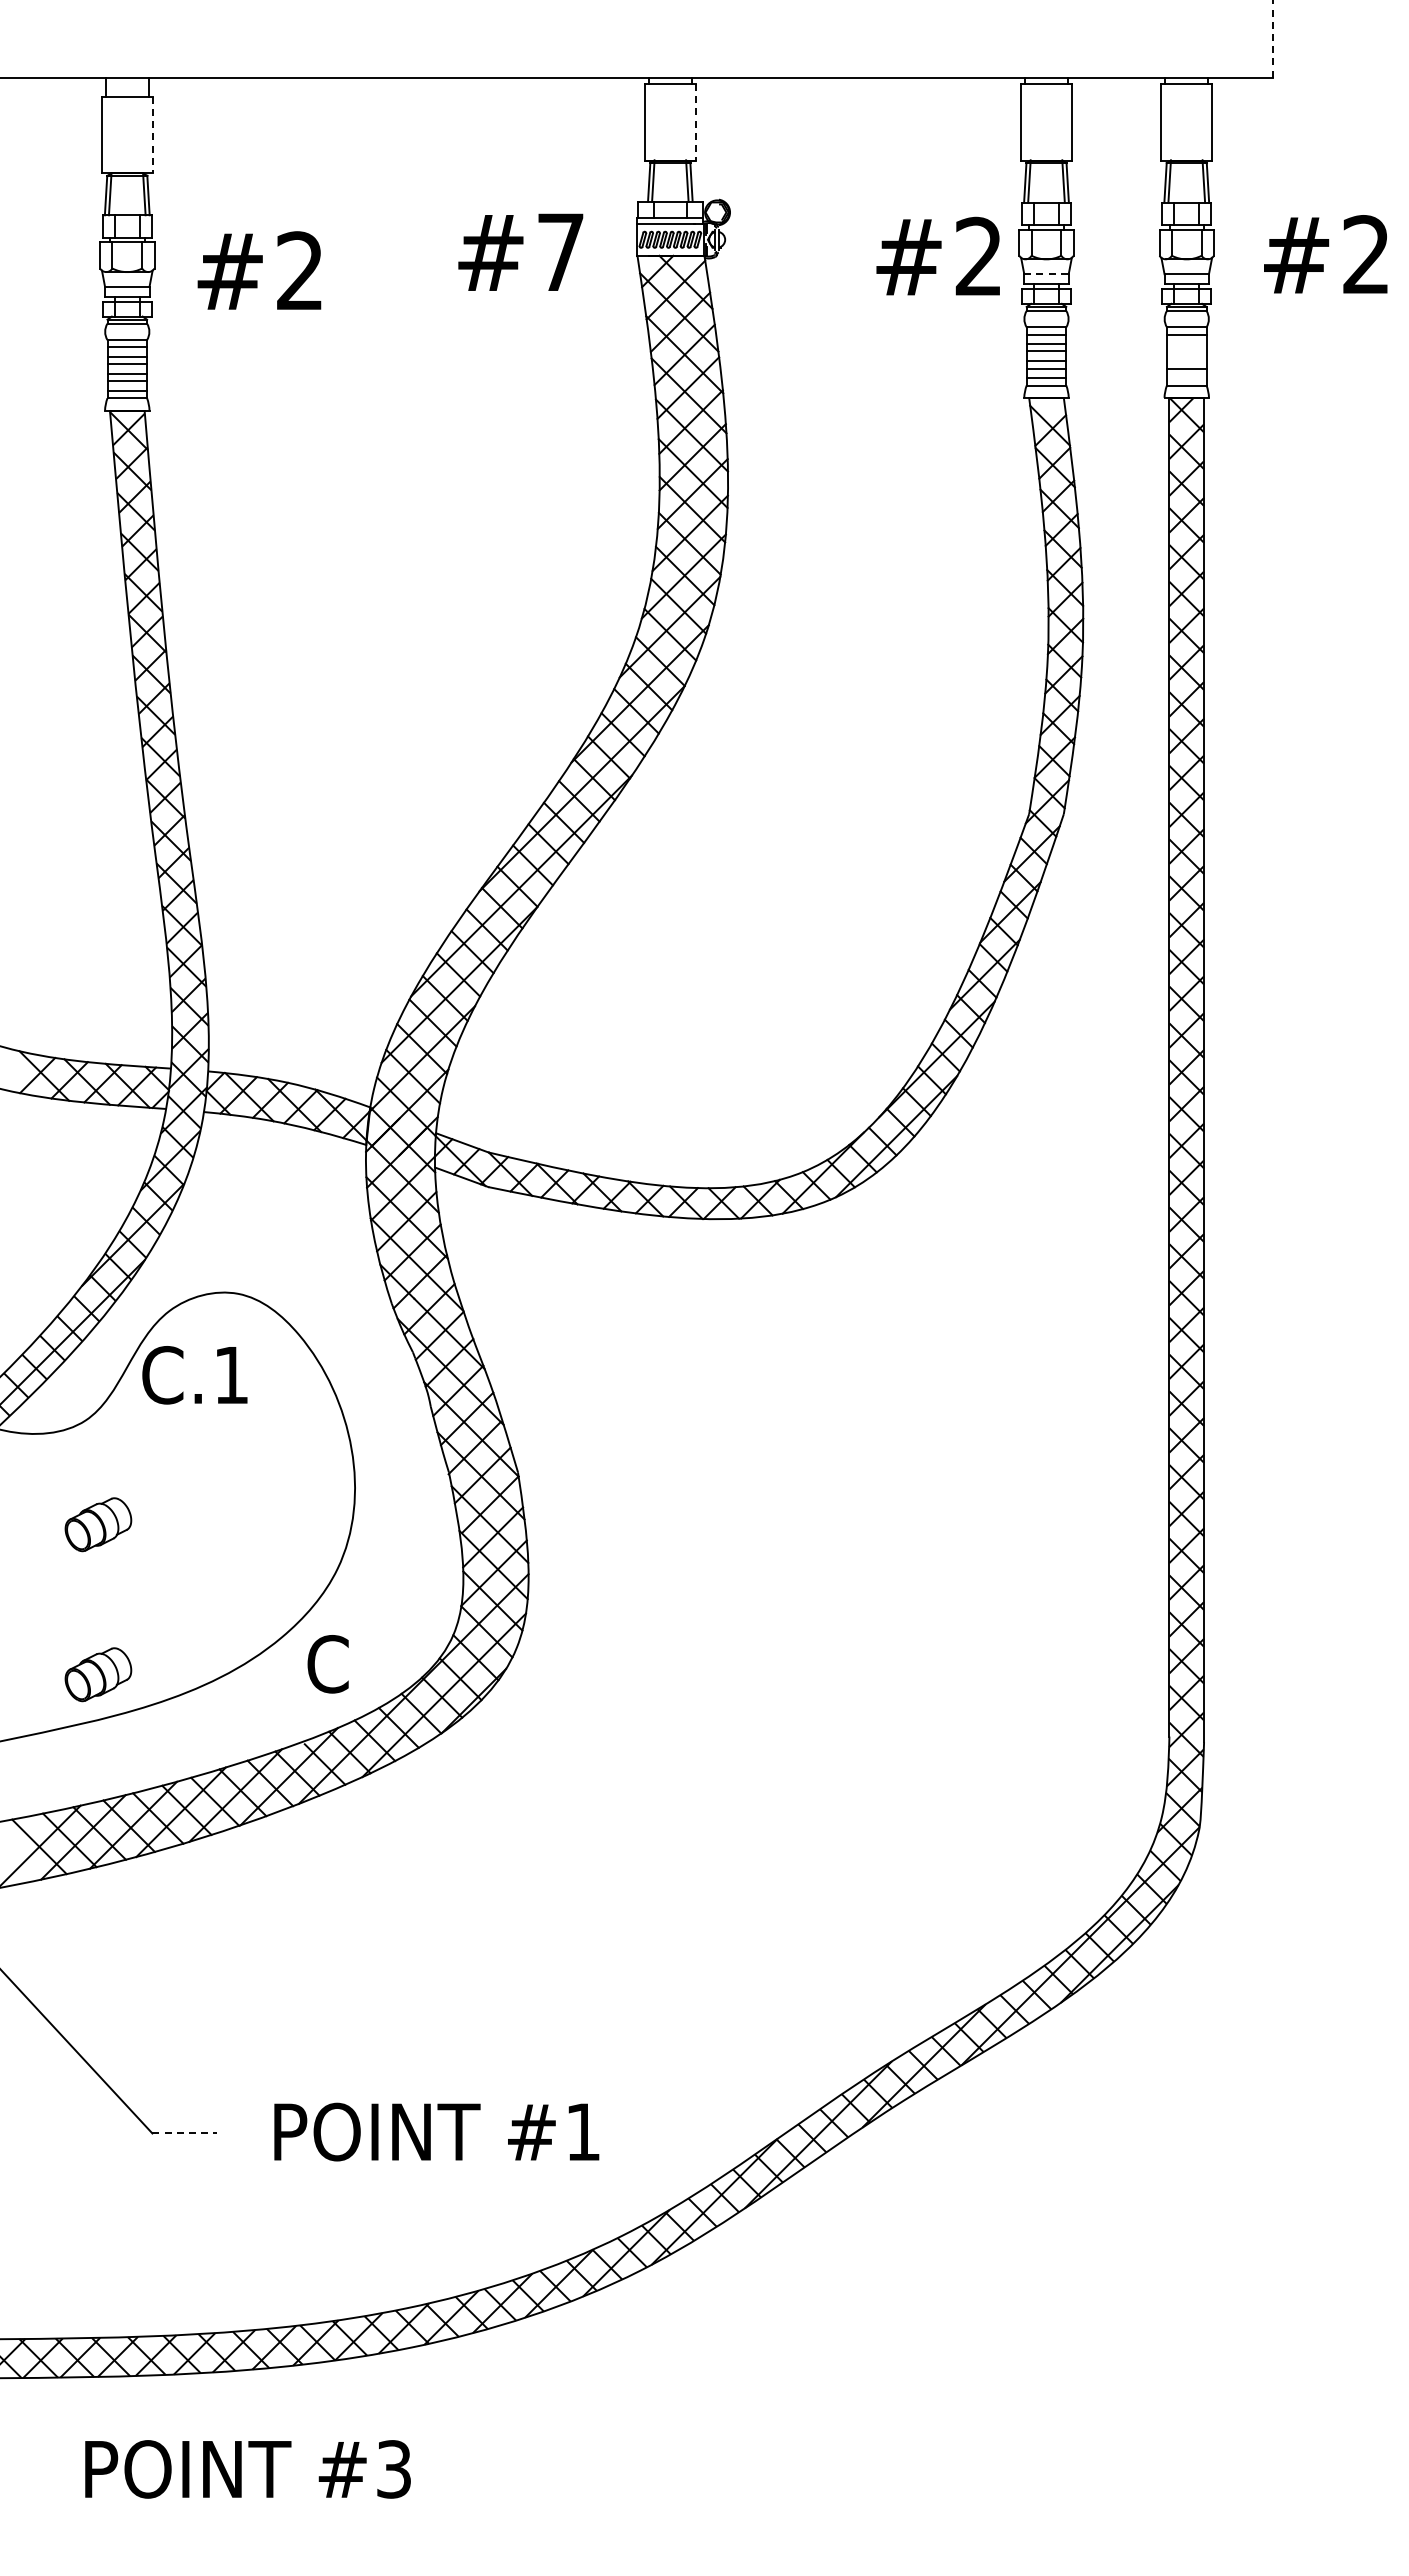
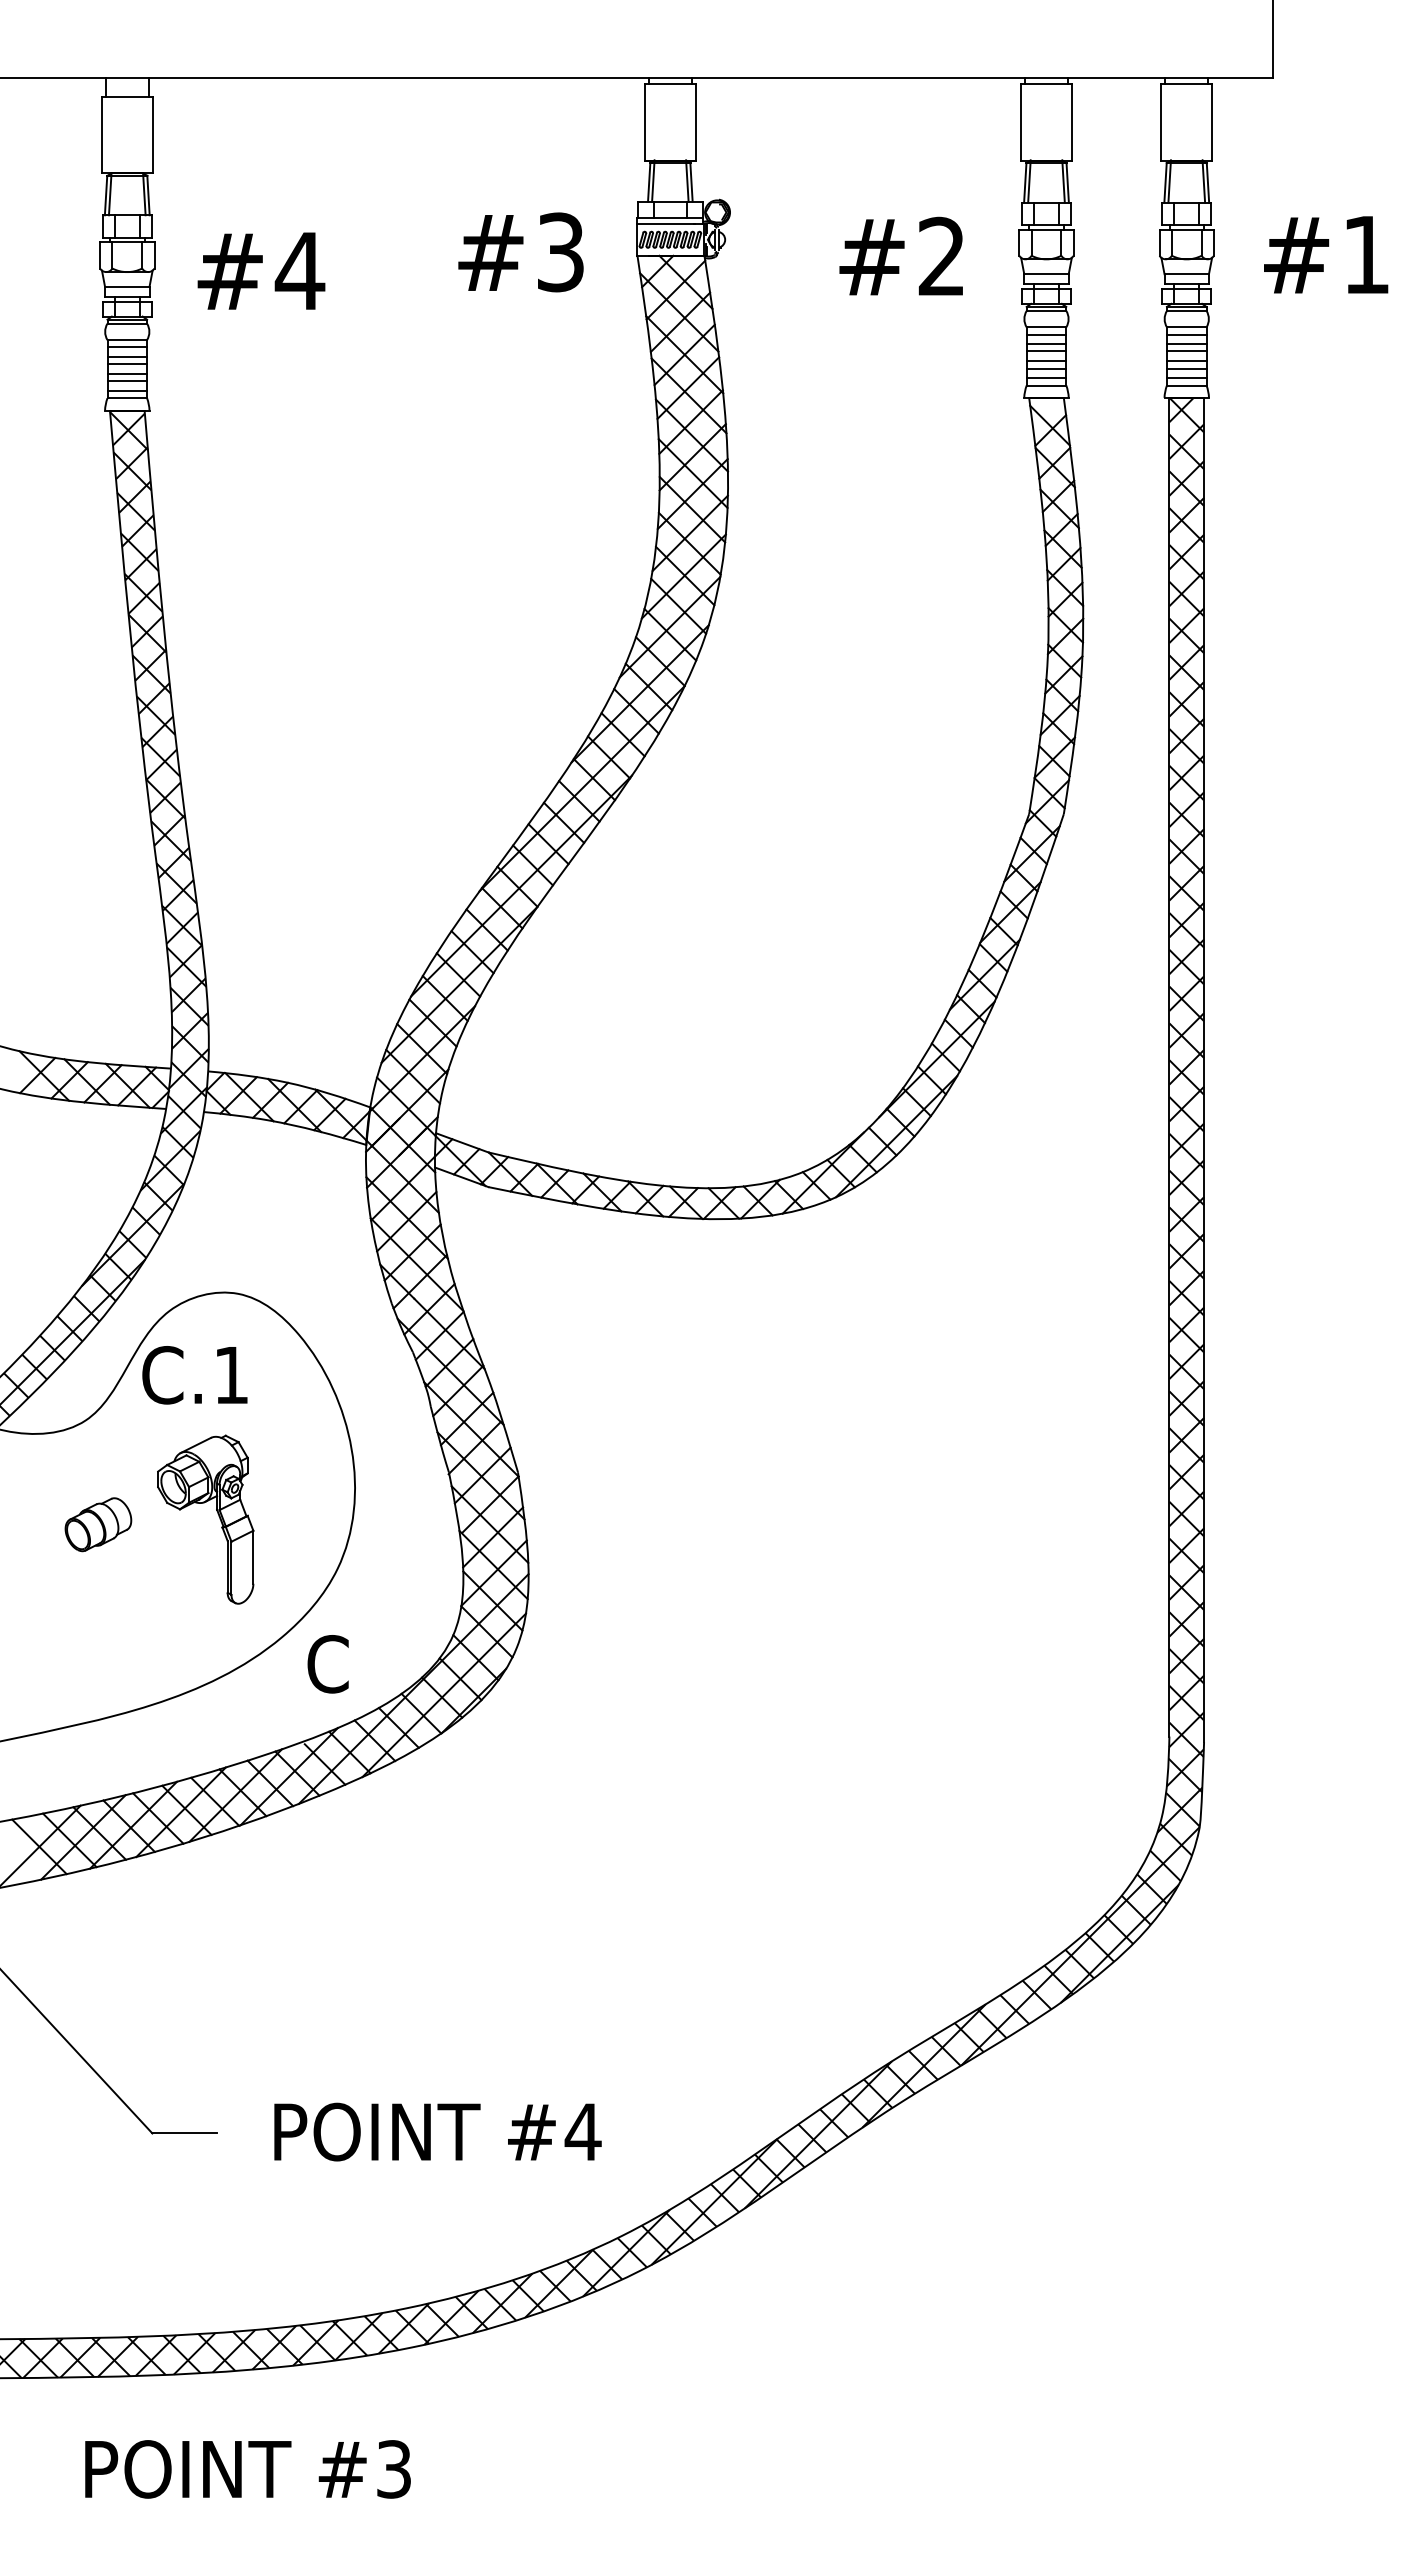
line: dashed -> solid (1273, 38)
line: dashed -> solid (695, 122)
line: dashed -> solid (152, 135)
text: #7 -> #3 (560, 252)
text: #2 -> #1 (1365, 254)
text position: (937, 255) -> (900, 255) (900, 255)
text: #2 -> #4 (299, 270)
line: dashed -> solid (1046, 274)
line: none -> present (1186, 344)
line: none -> present (1186, 351)
line: none -> present (1186, 361)
line: none -> present (1186, 378)
part: none -> present (217, 1514)
part: present -> none (98, 1674)
text: #1 -> #4 (582, 2131)
line: dashed -> solid (185, 2133)
